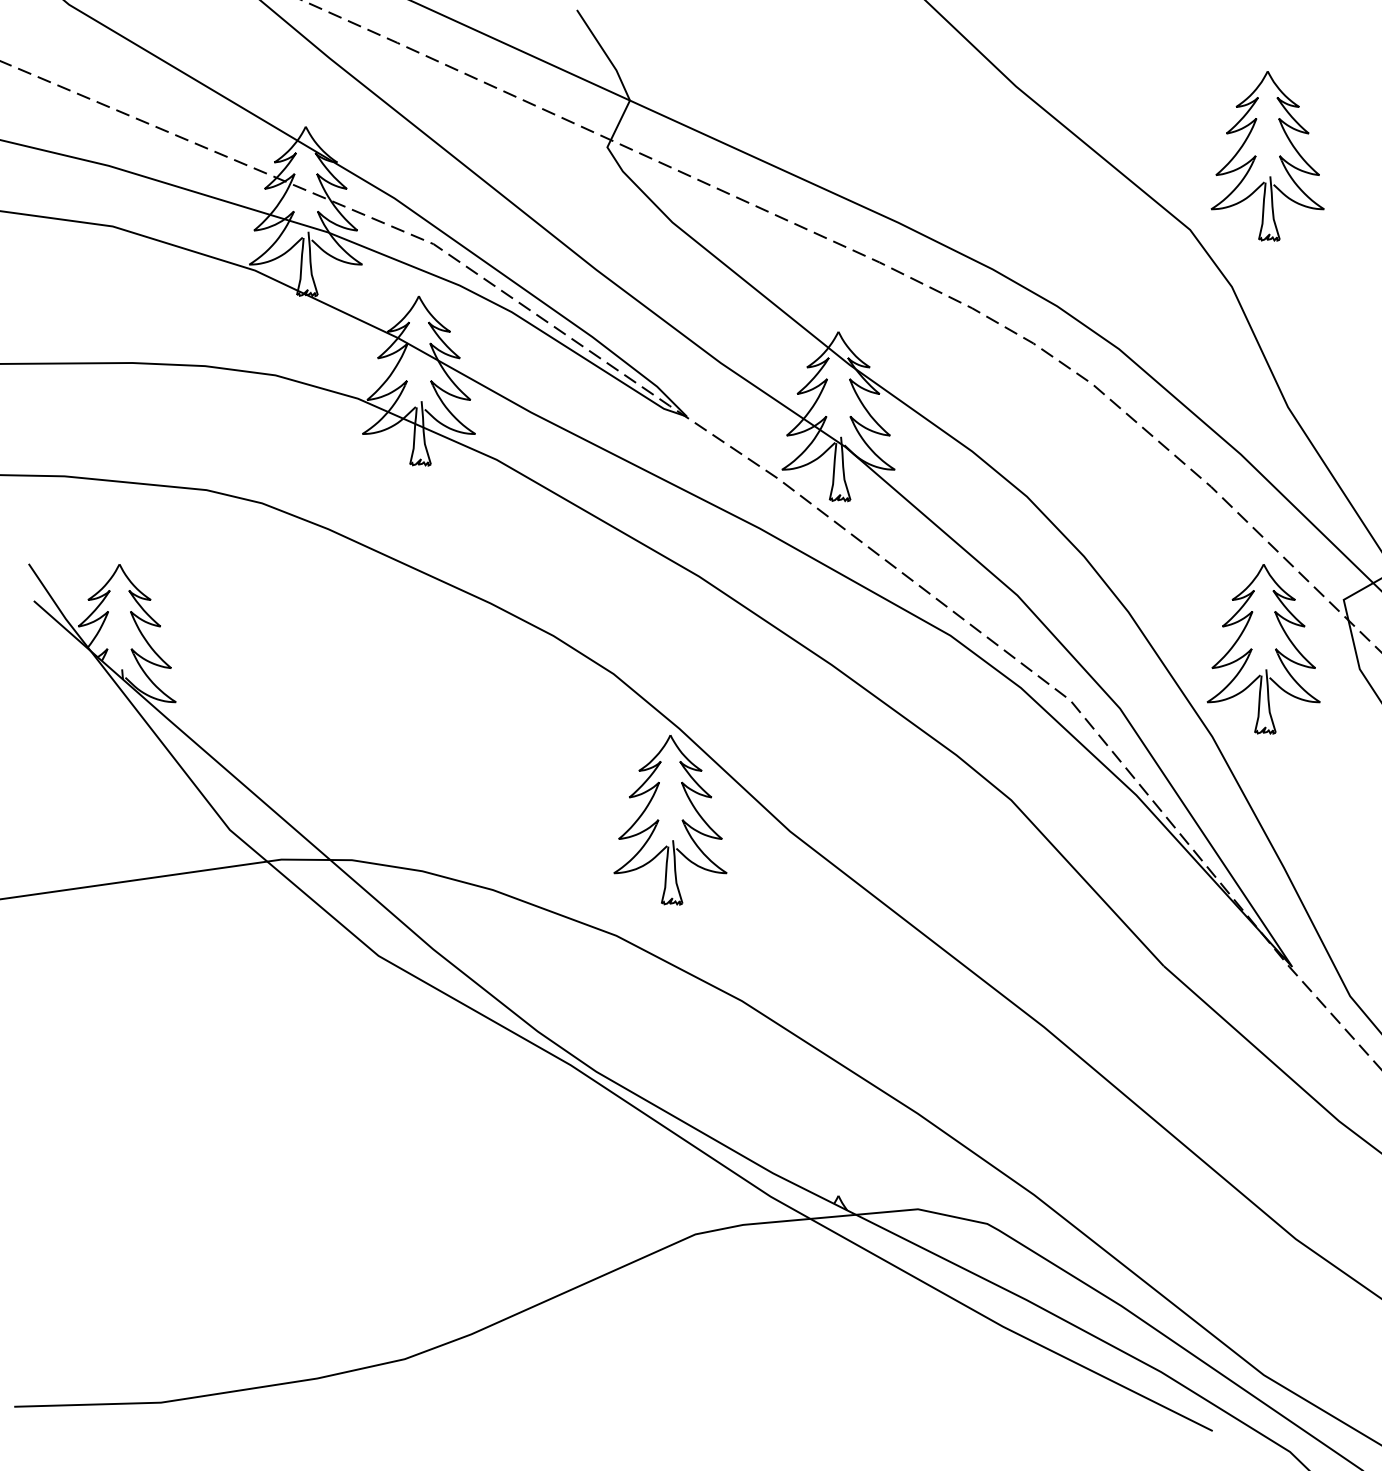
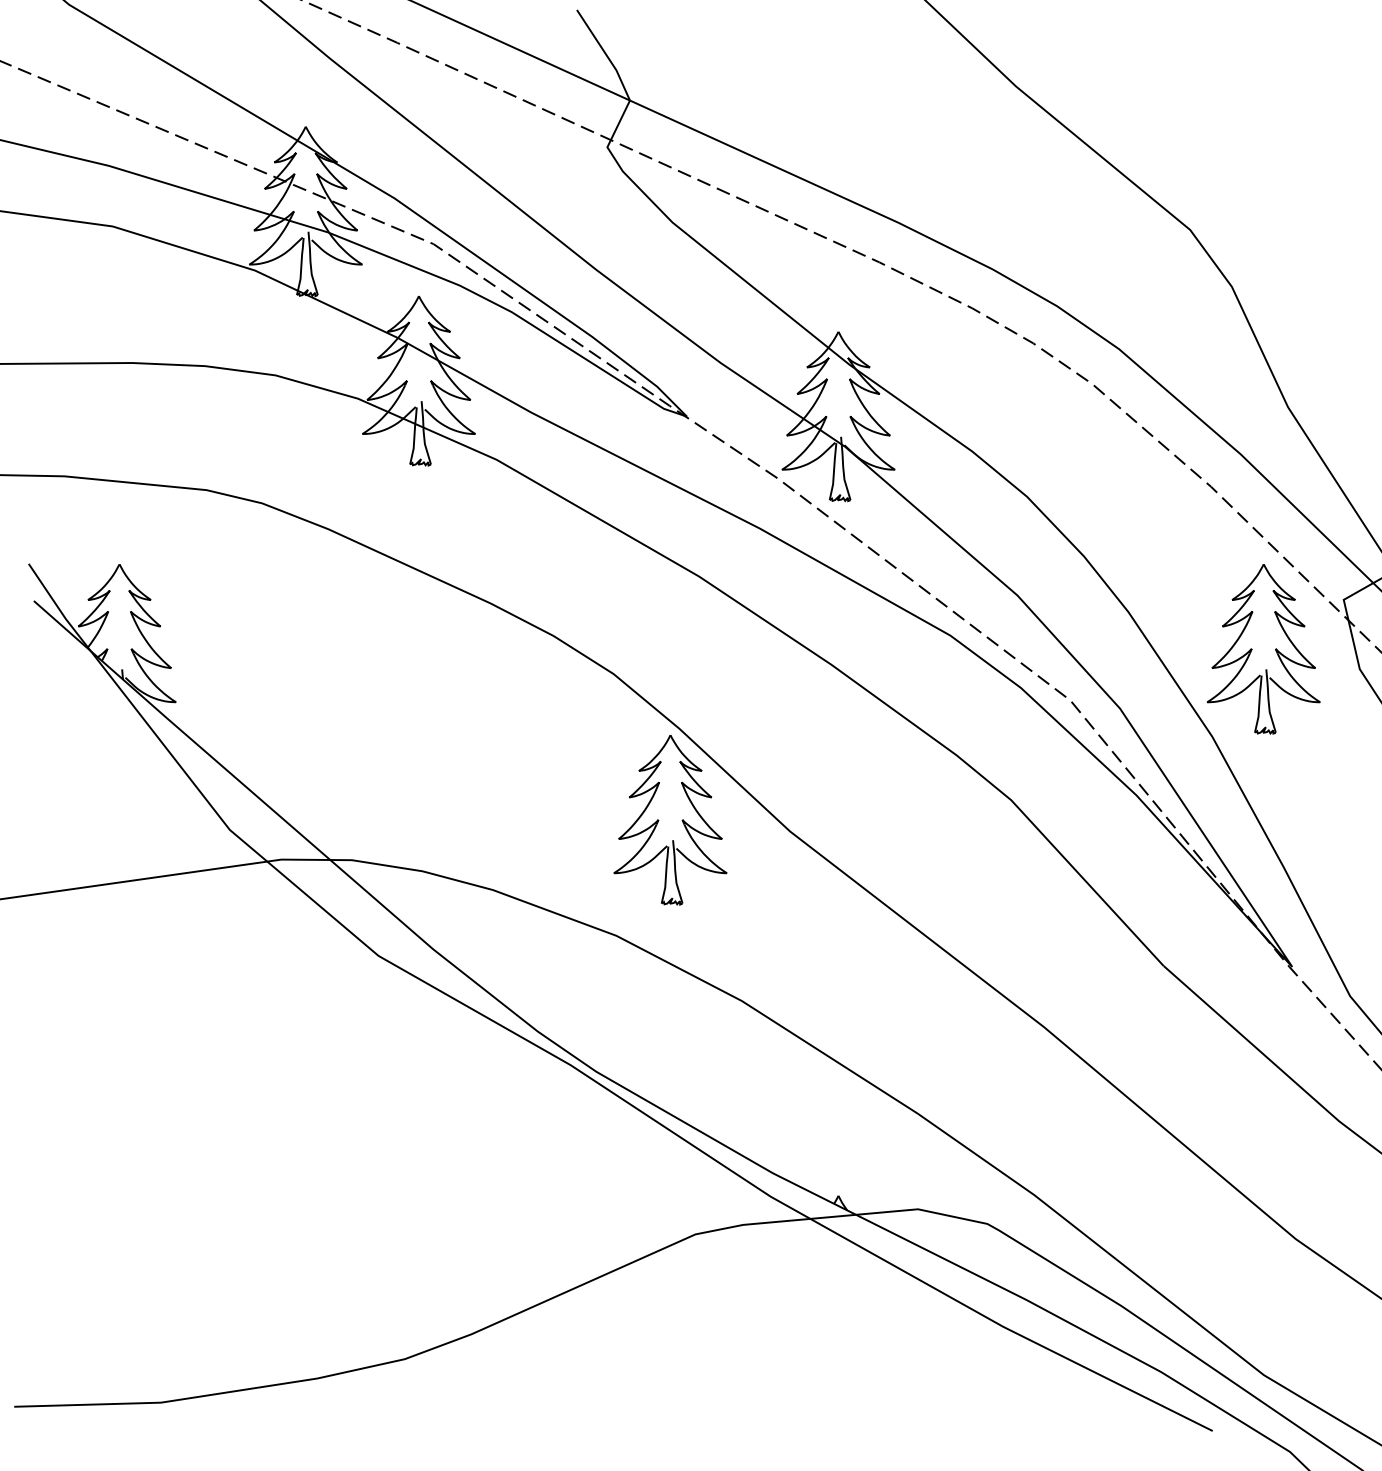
part: present -> none (1267, 156)
